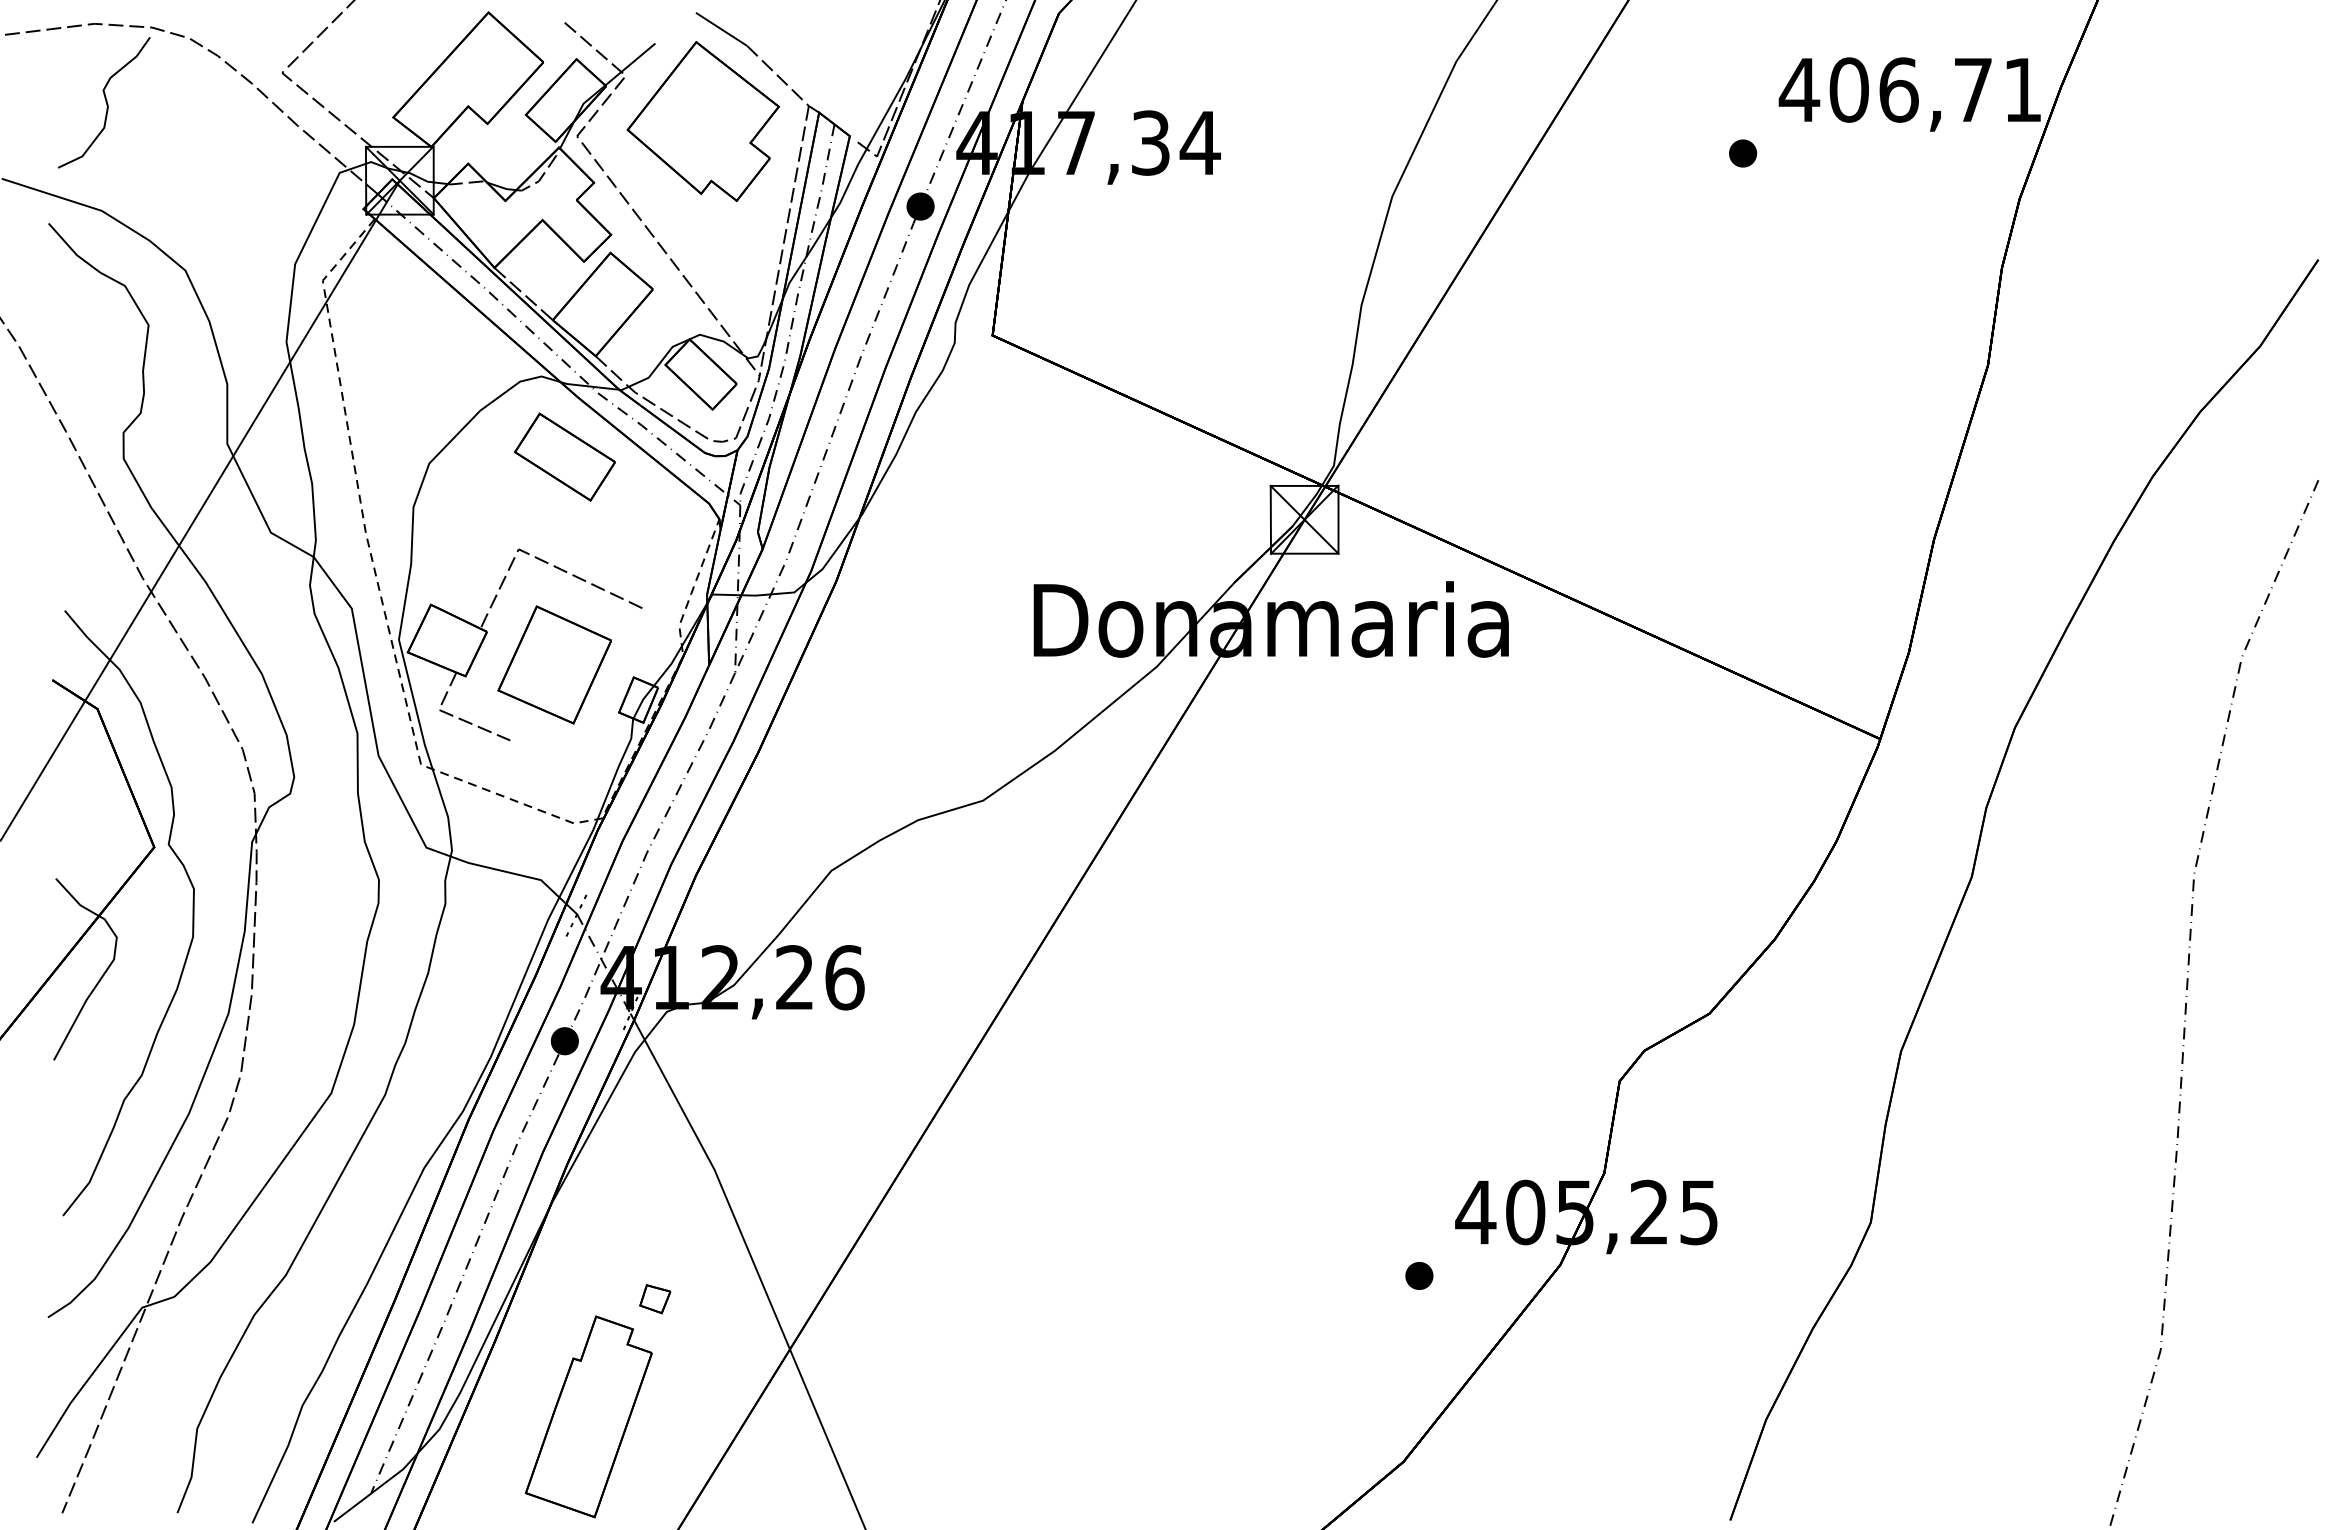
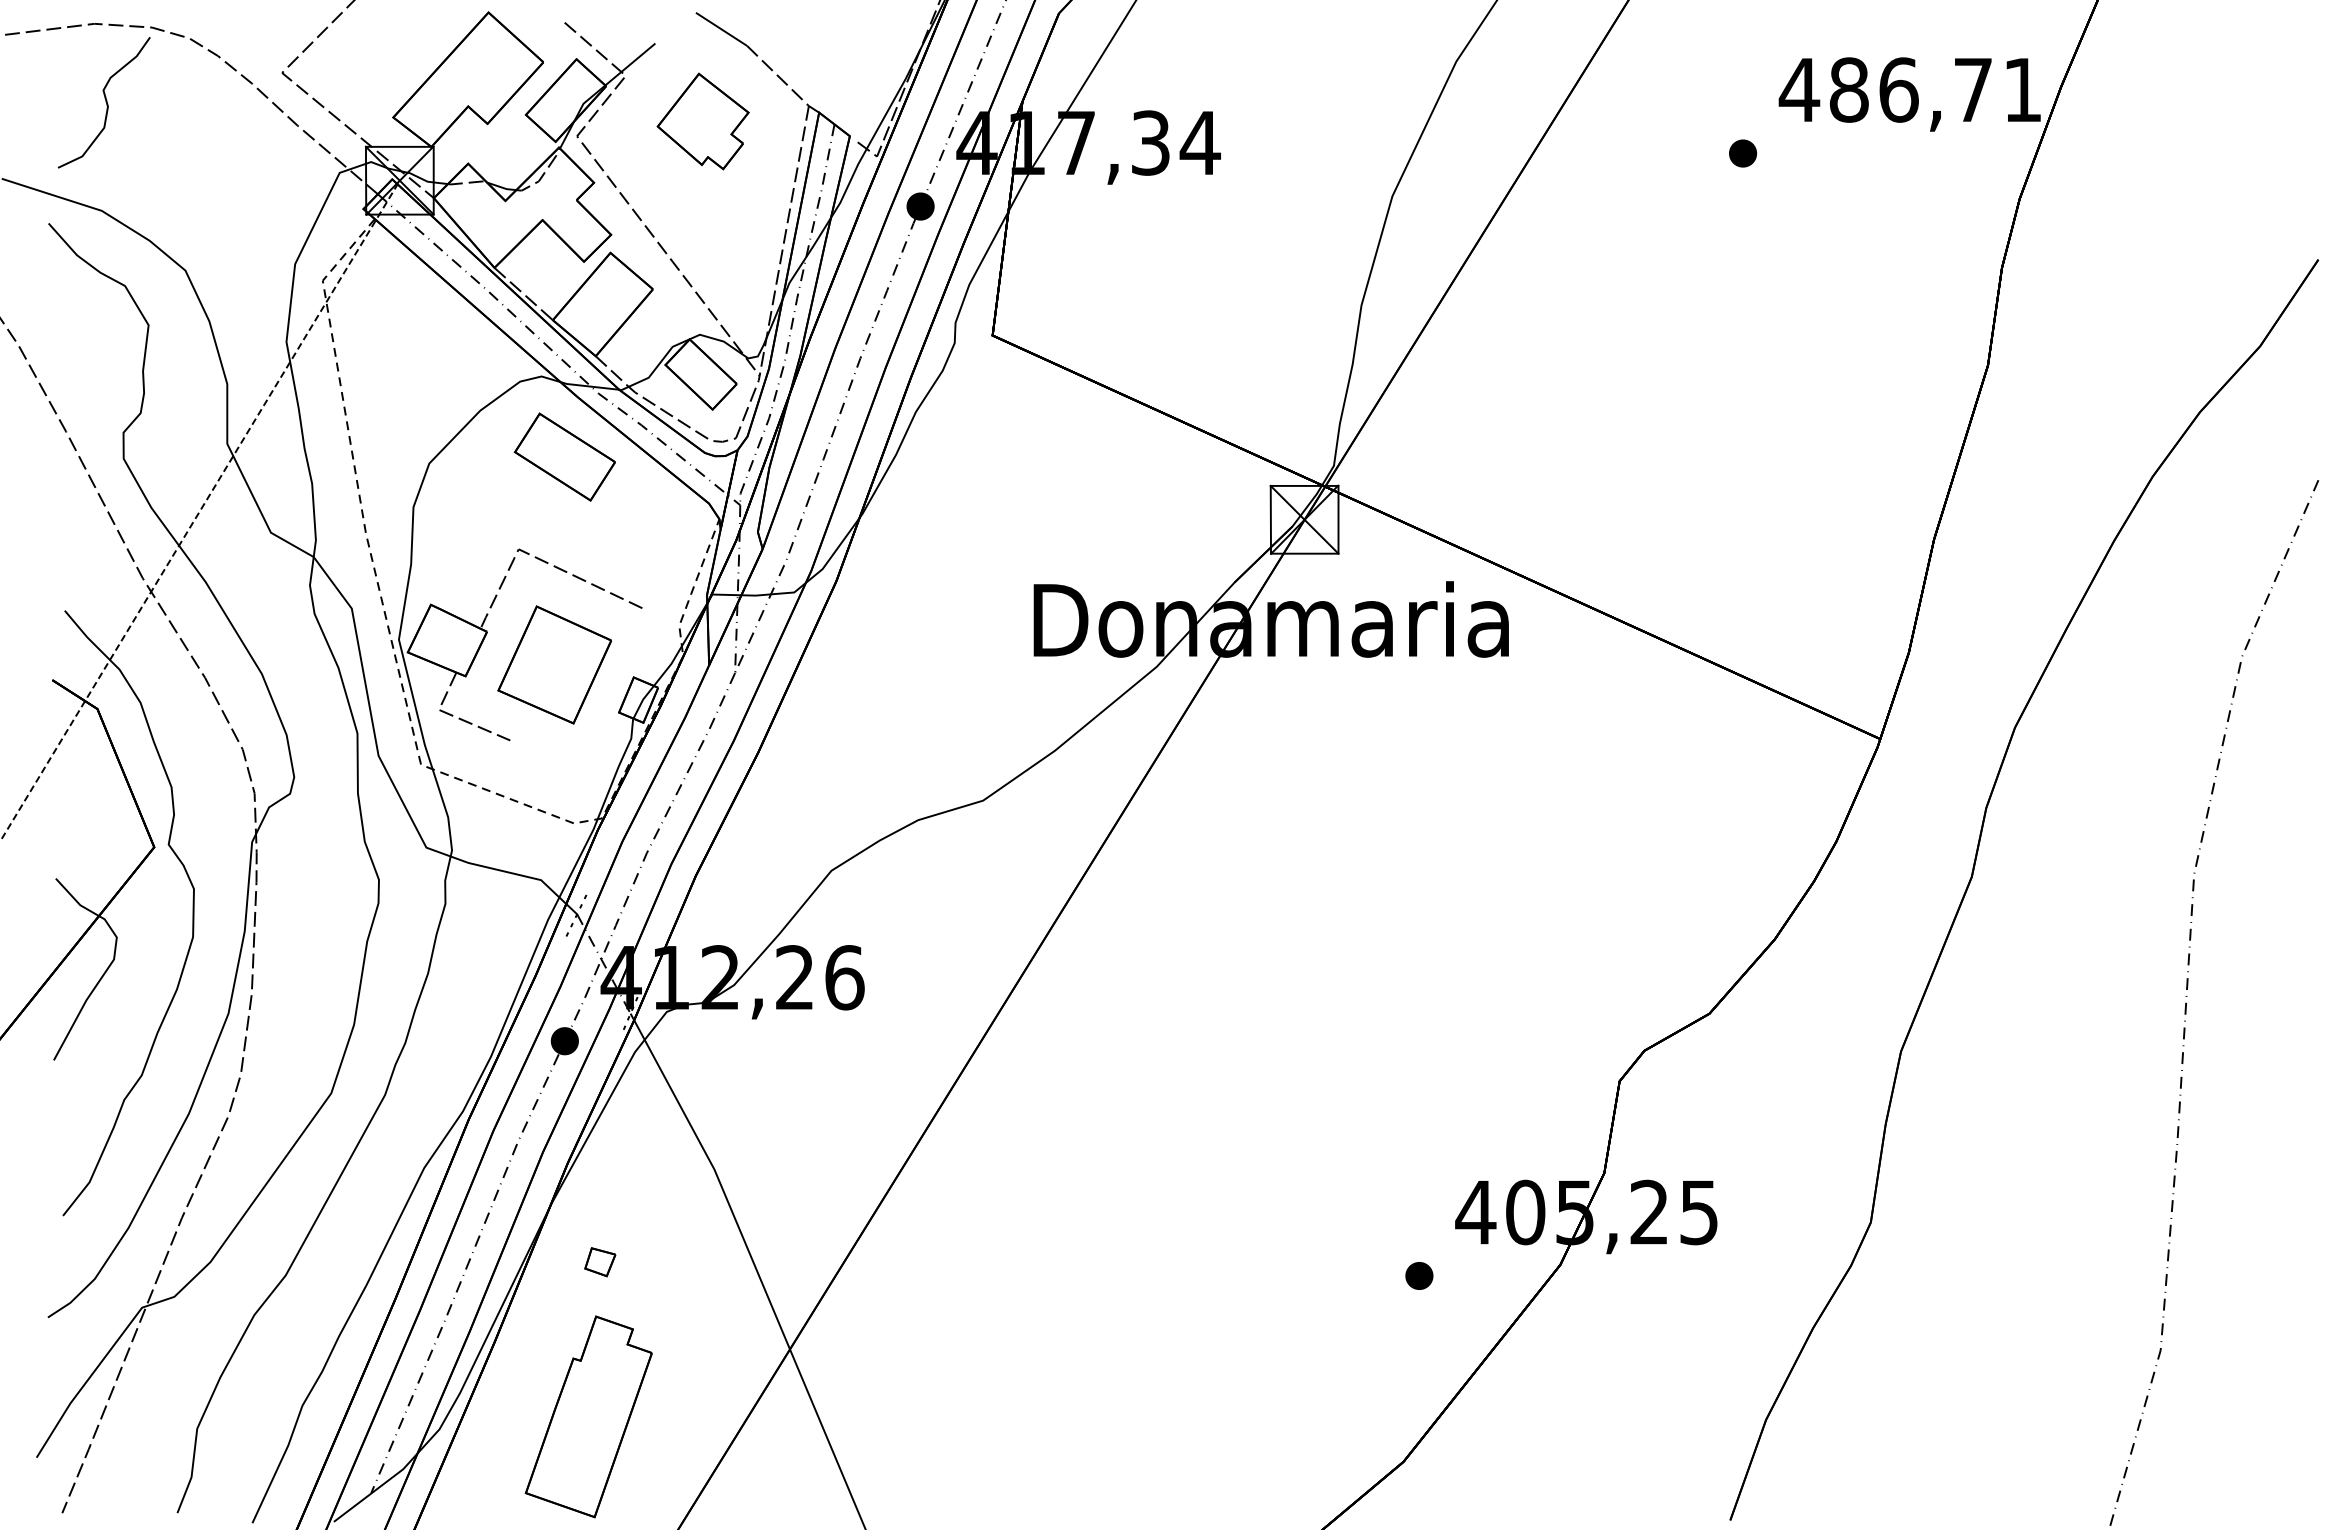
text: 406,71 -> 486,71 (1848, 89)
part size: 154x161 px -> 94x99 px (702, 121)
line: solid -> dashed (200, 510)
part position: (655, 1299) -> (600, 1262) (600, 1262)
